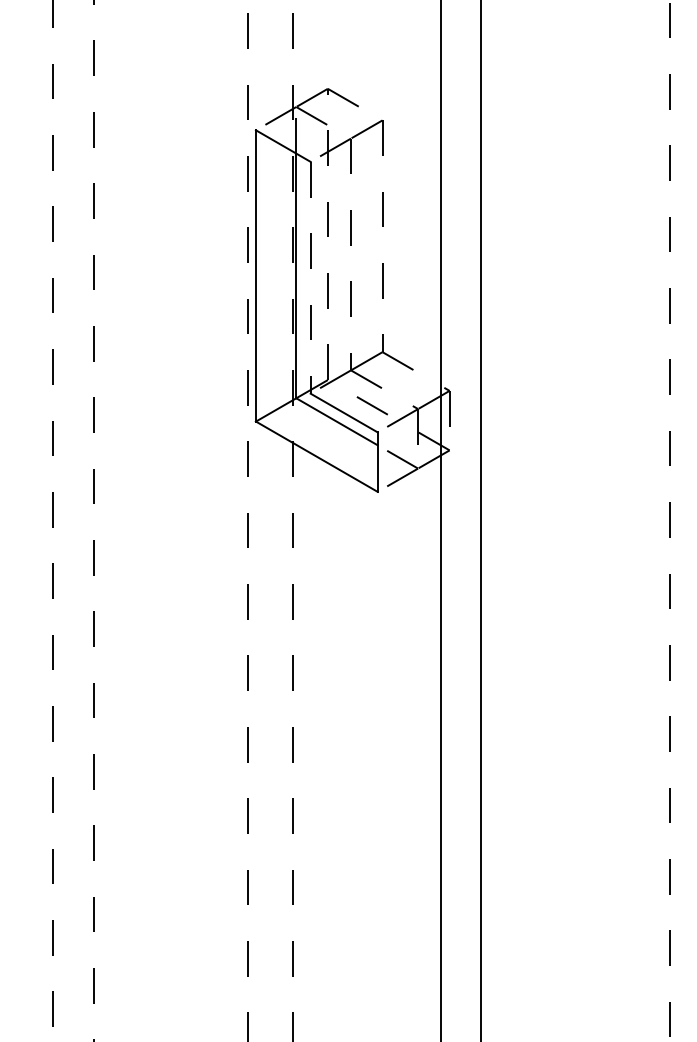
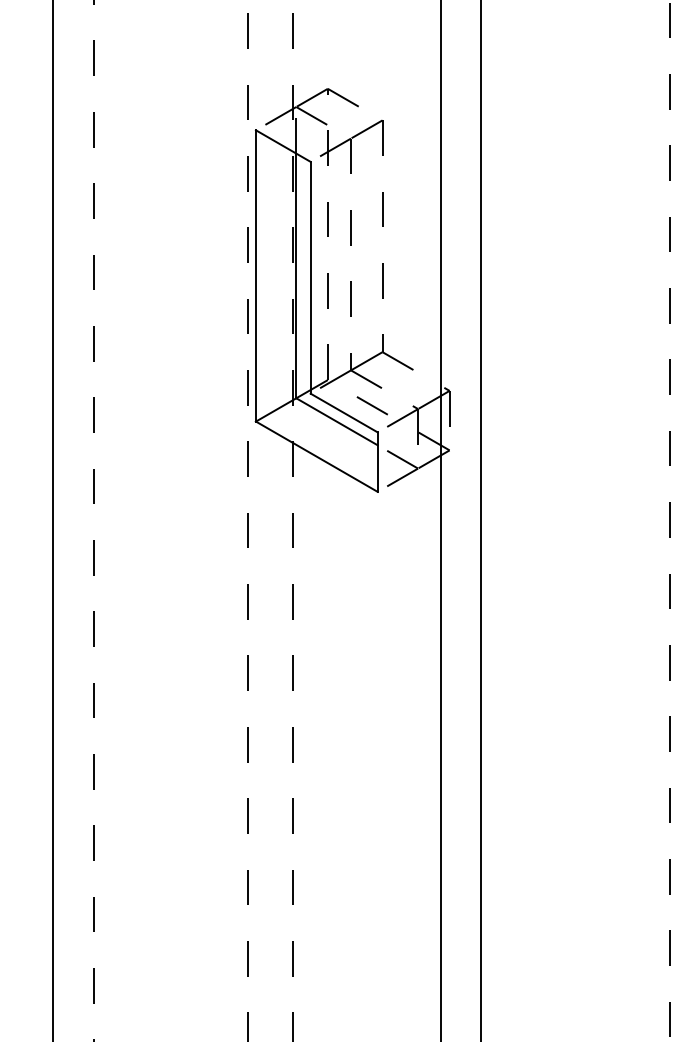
line: dashed -> solid (310, 277)
line: dashed -> solid (53, 521)
